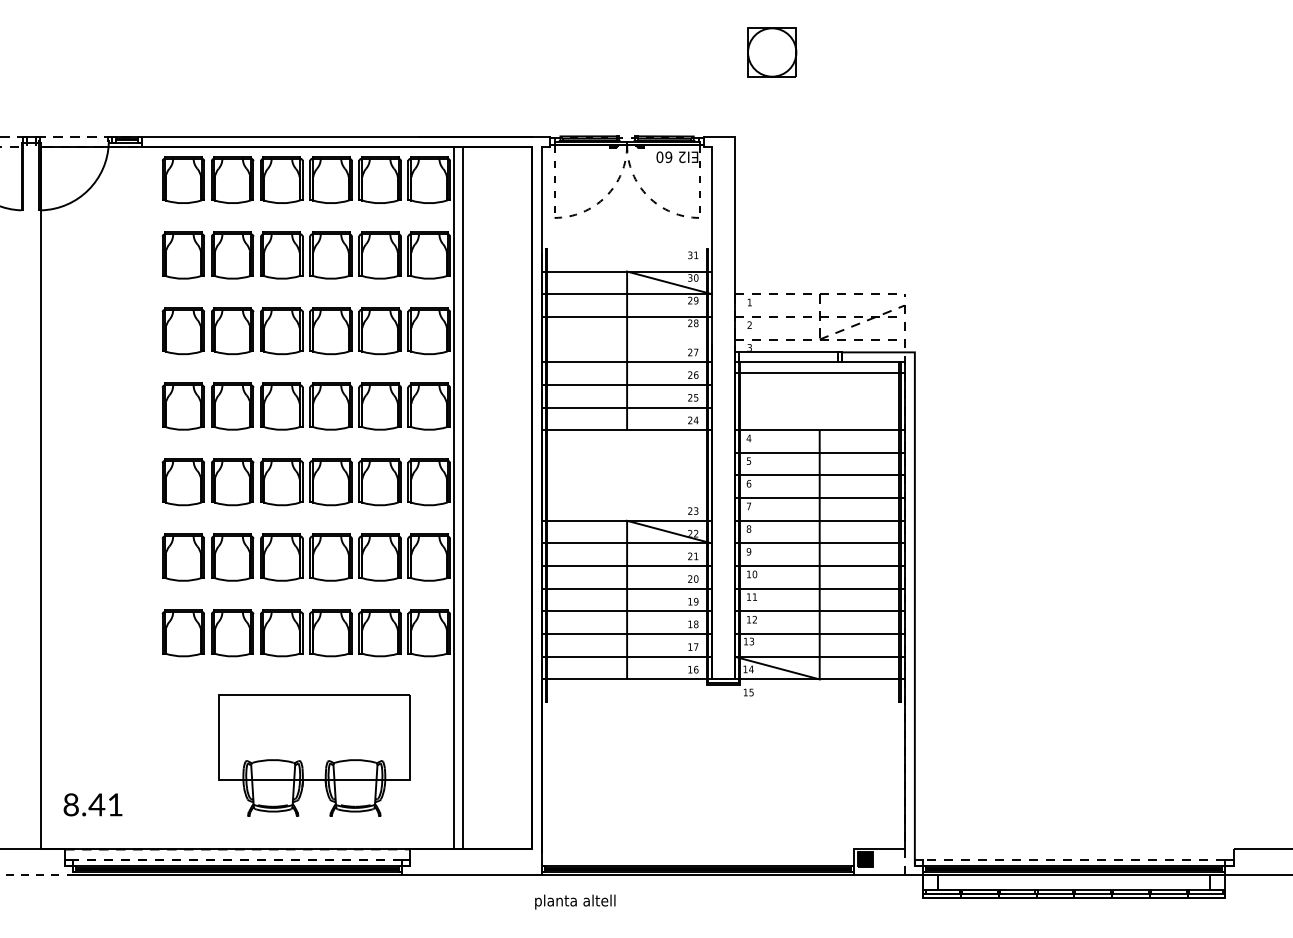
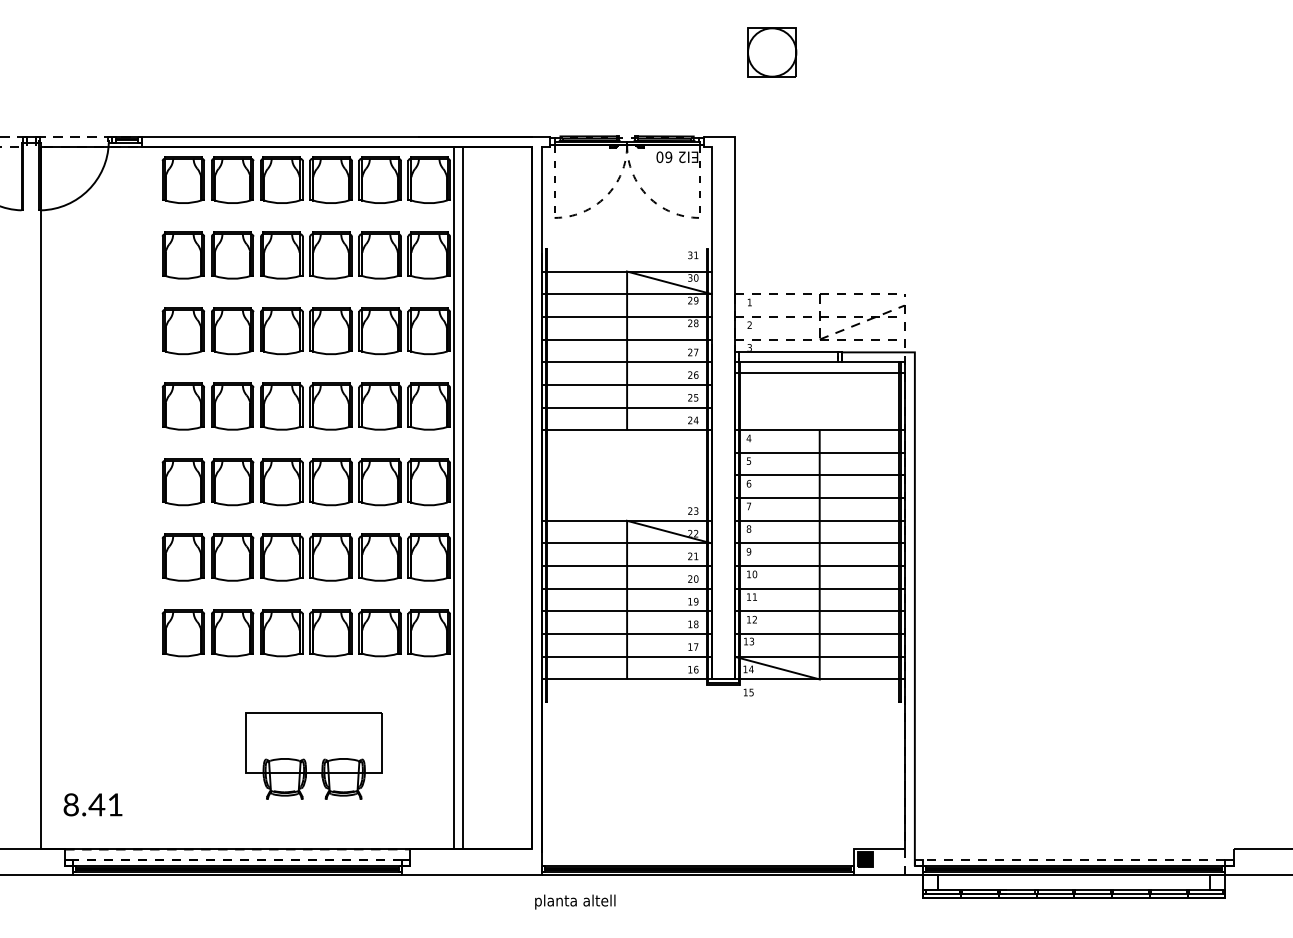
line: none -> present (627, 339)
part size: 193x123 px -> 138x88 px (313, 755)
line: dashed -> solid (42, 875)
